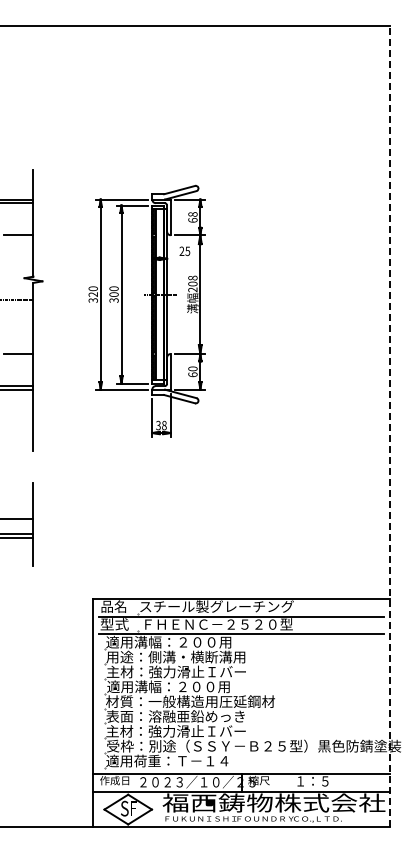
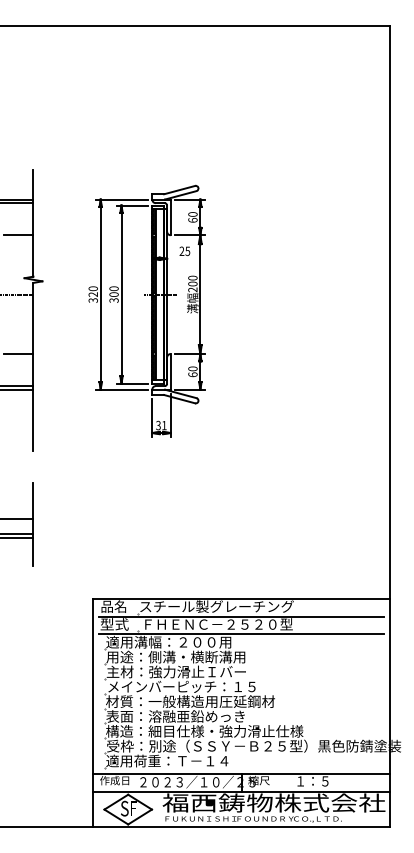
text: 68 -> 60 (193, 214)
text: 208 -> 200 (193, 277)
line position: (17, 299) -> (17, 294) (17, 294)
text: 38 -> 31 (164, 425)
line: dashed -> solid (390, 426)
text: 適用溝幅：２００用 -> メインバーピッチ：１５ (181, 686)
text: 主材：強力滑止Ｉバー -> 構造：細目仕様・強力滑止仕様 (204, 731)
